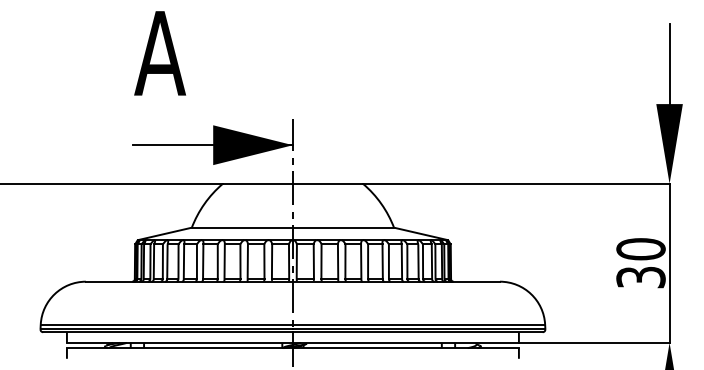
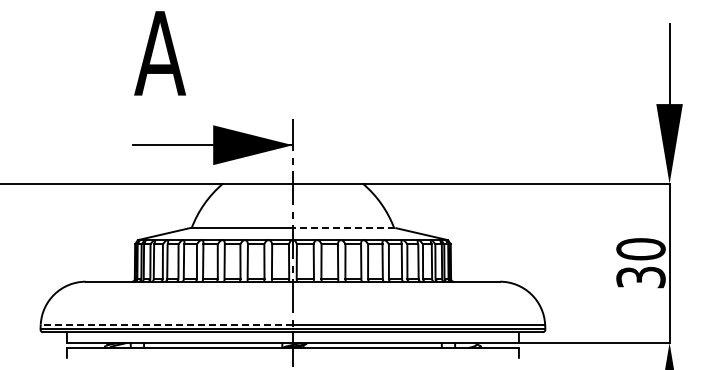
line: solid -> dashed (343, 228)
line: solid -> dashed (166, 324)
